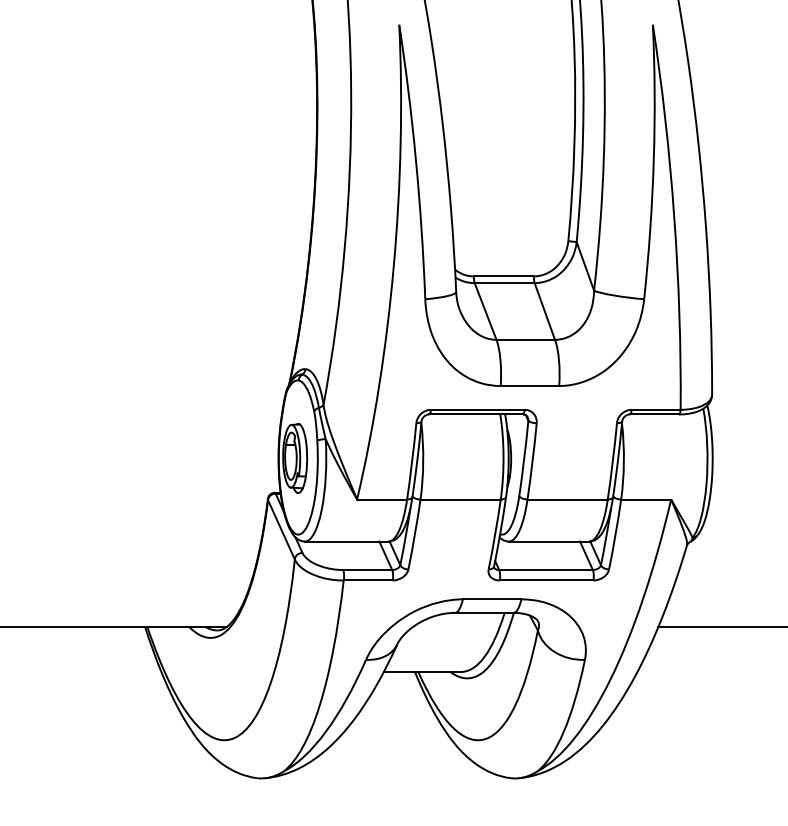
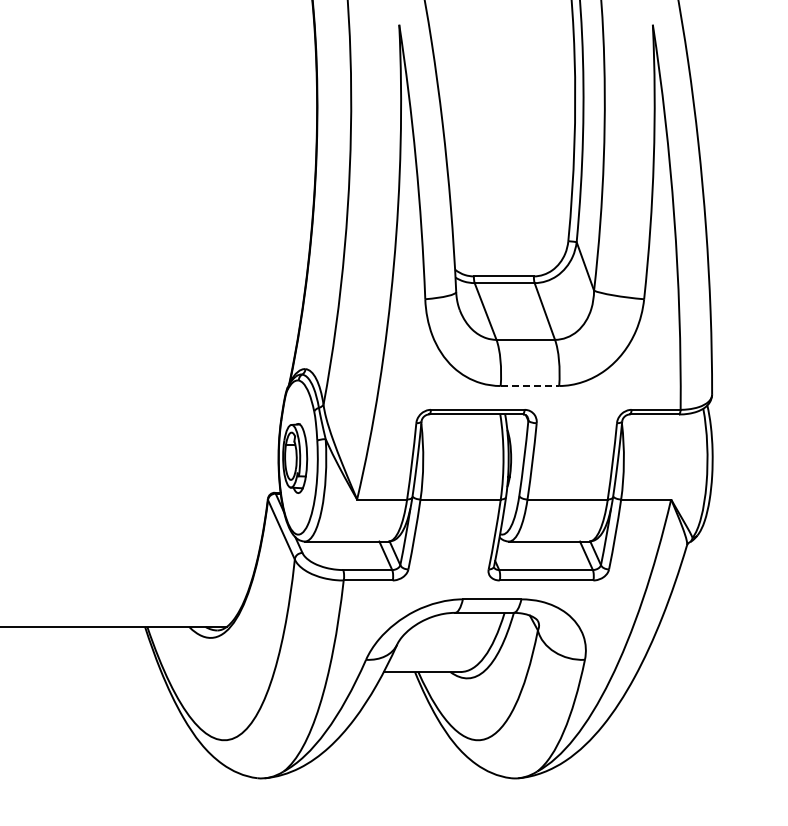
line: solid -> dashed (530, 386)
line: present -> none (721, 627)
